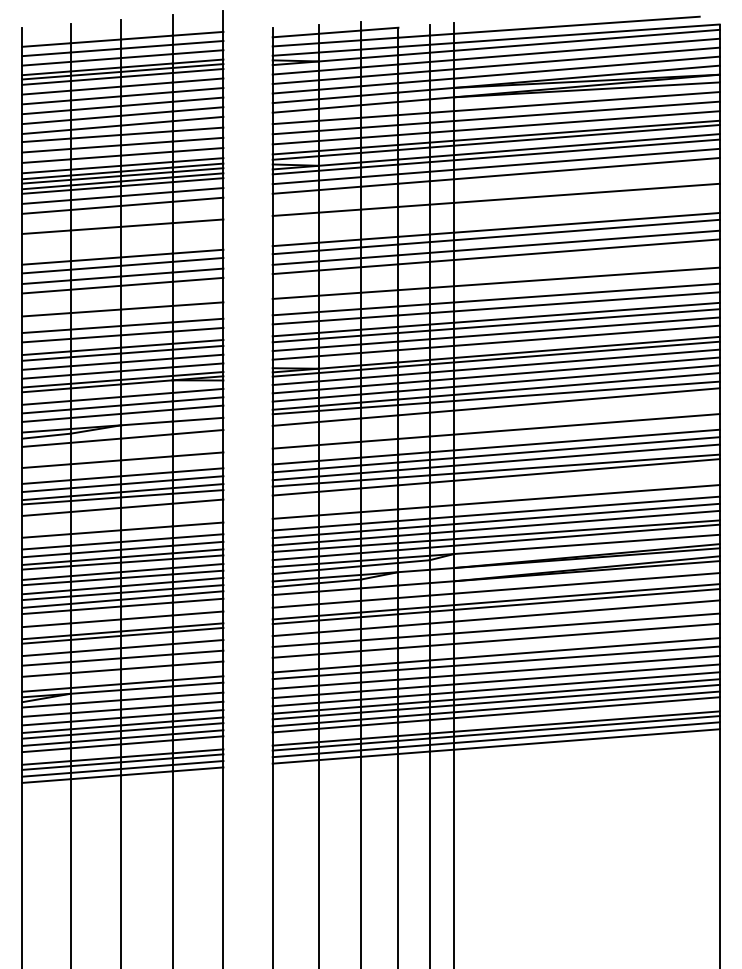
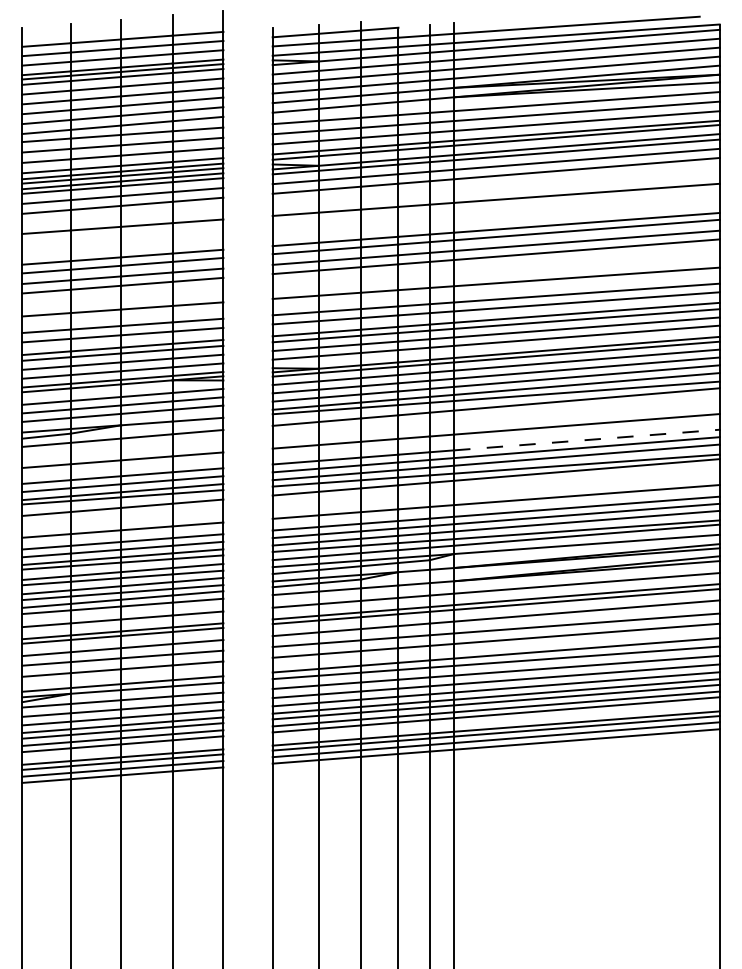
line: solid -> dashed (587, 440)
